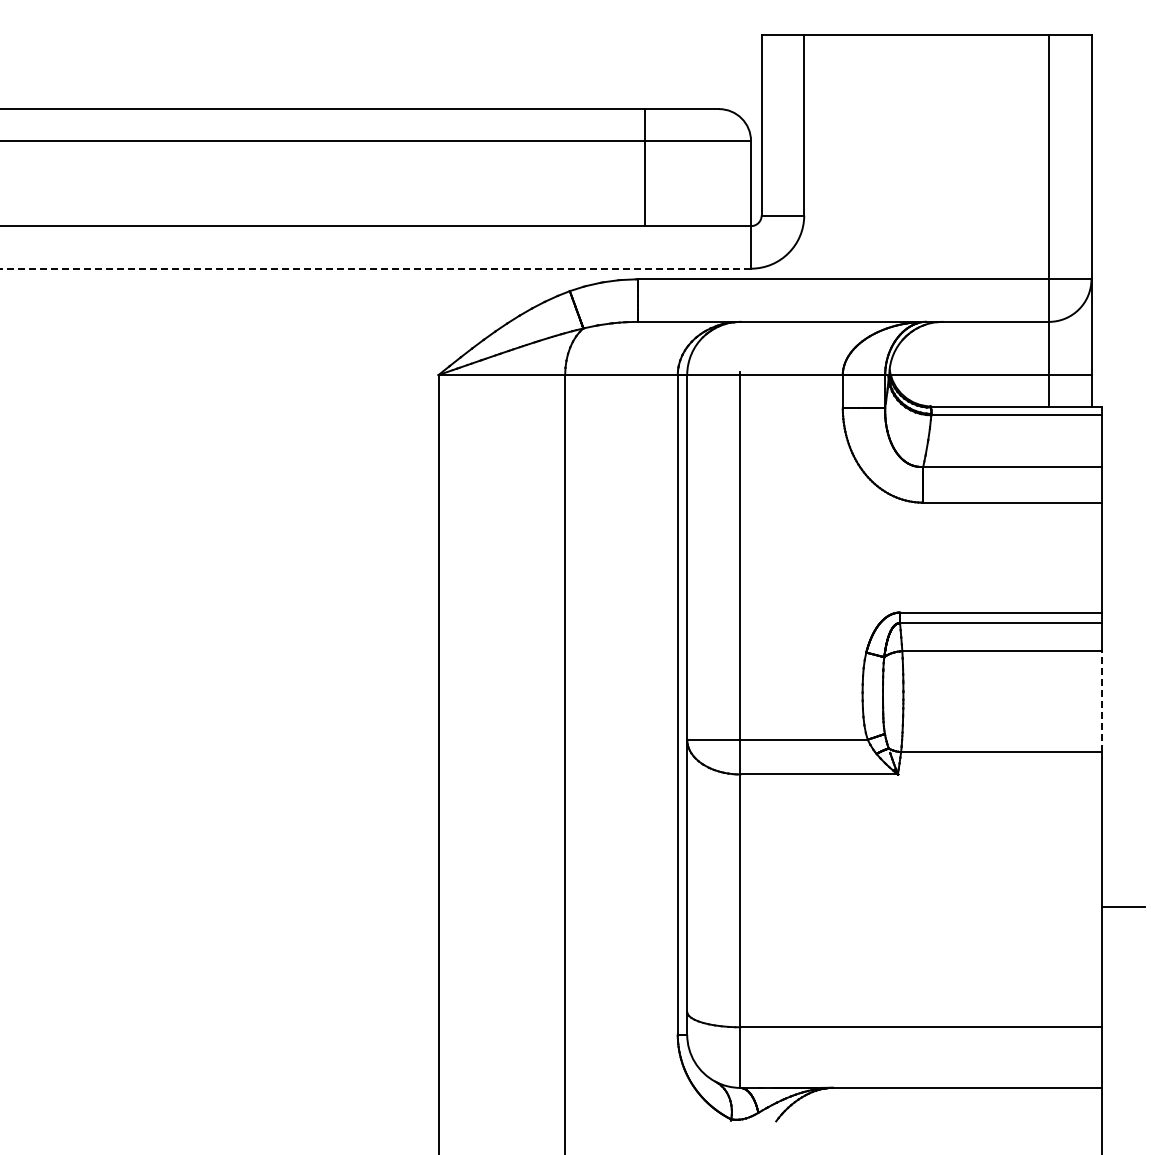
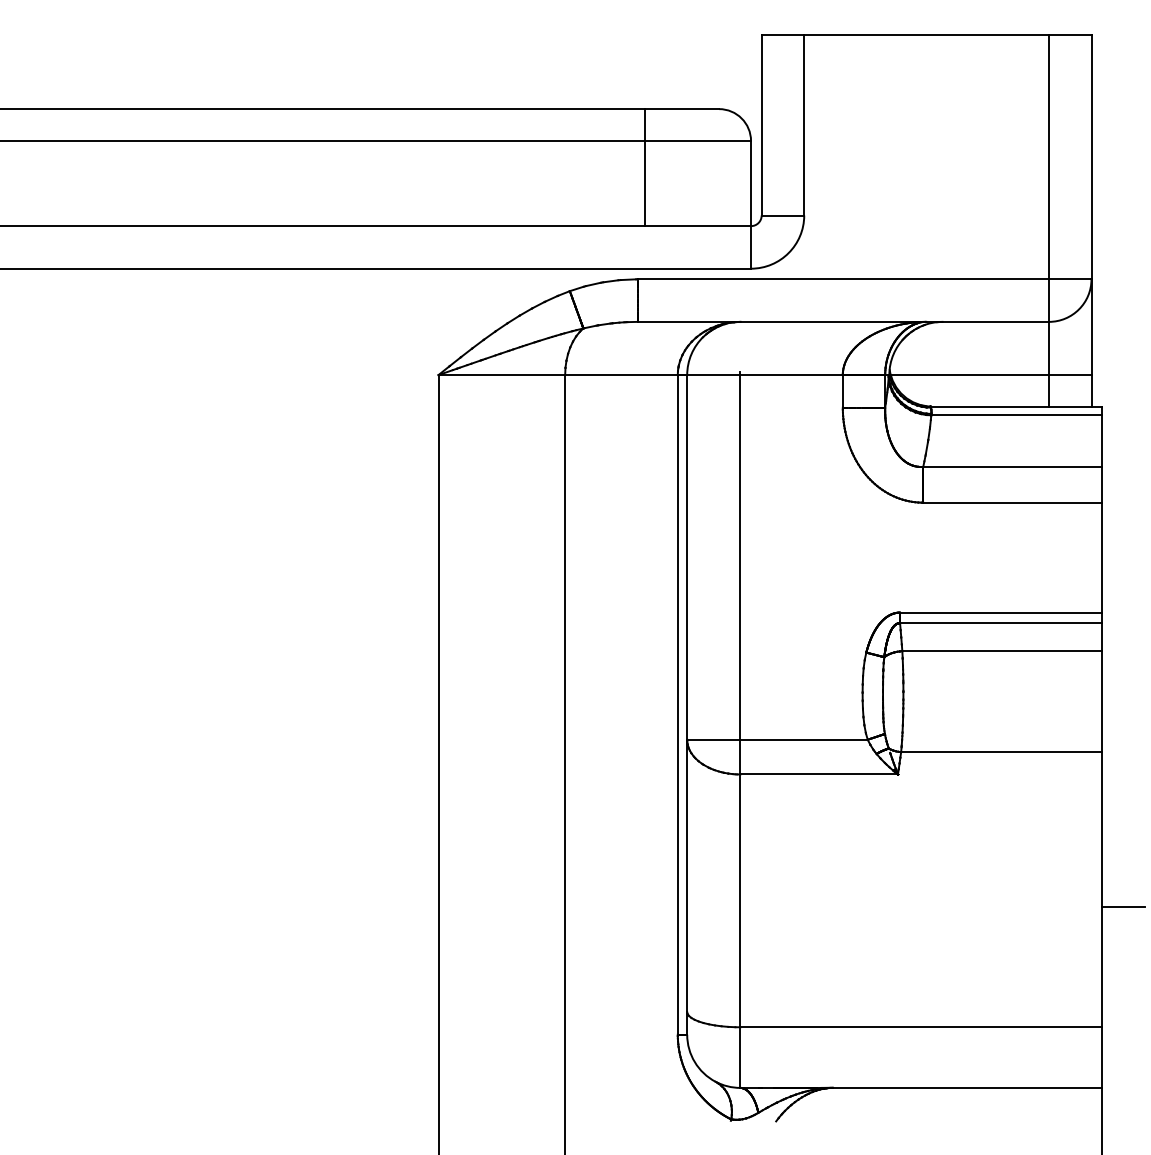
line: dashed -> solid (375, 268)
line: dashed -> solid (1102, 701)
